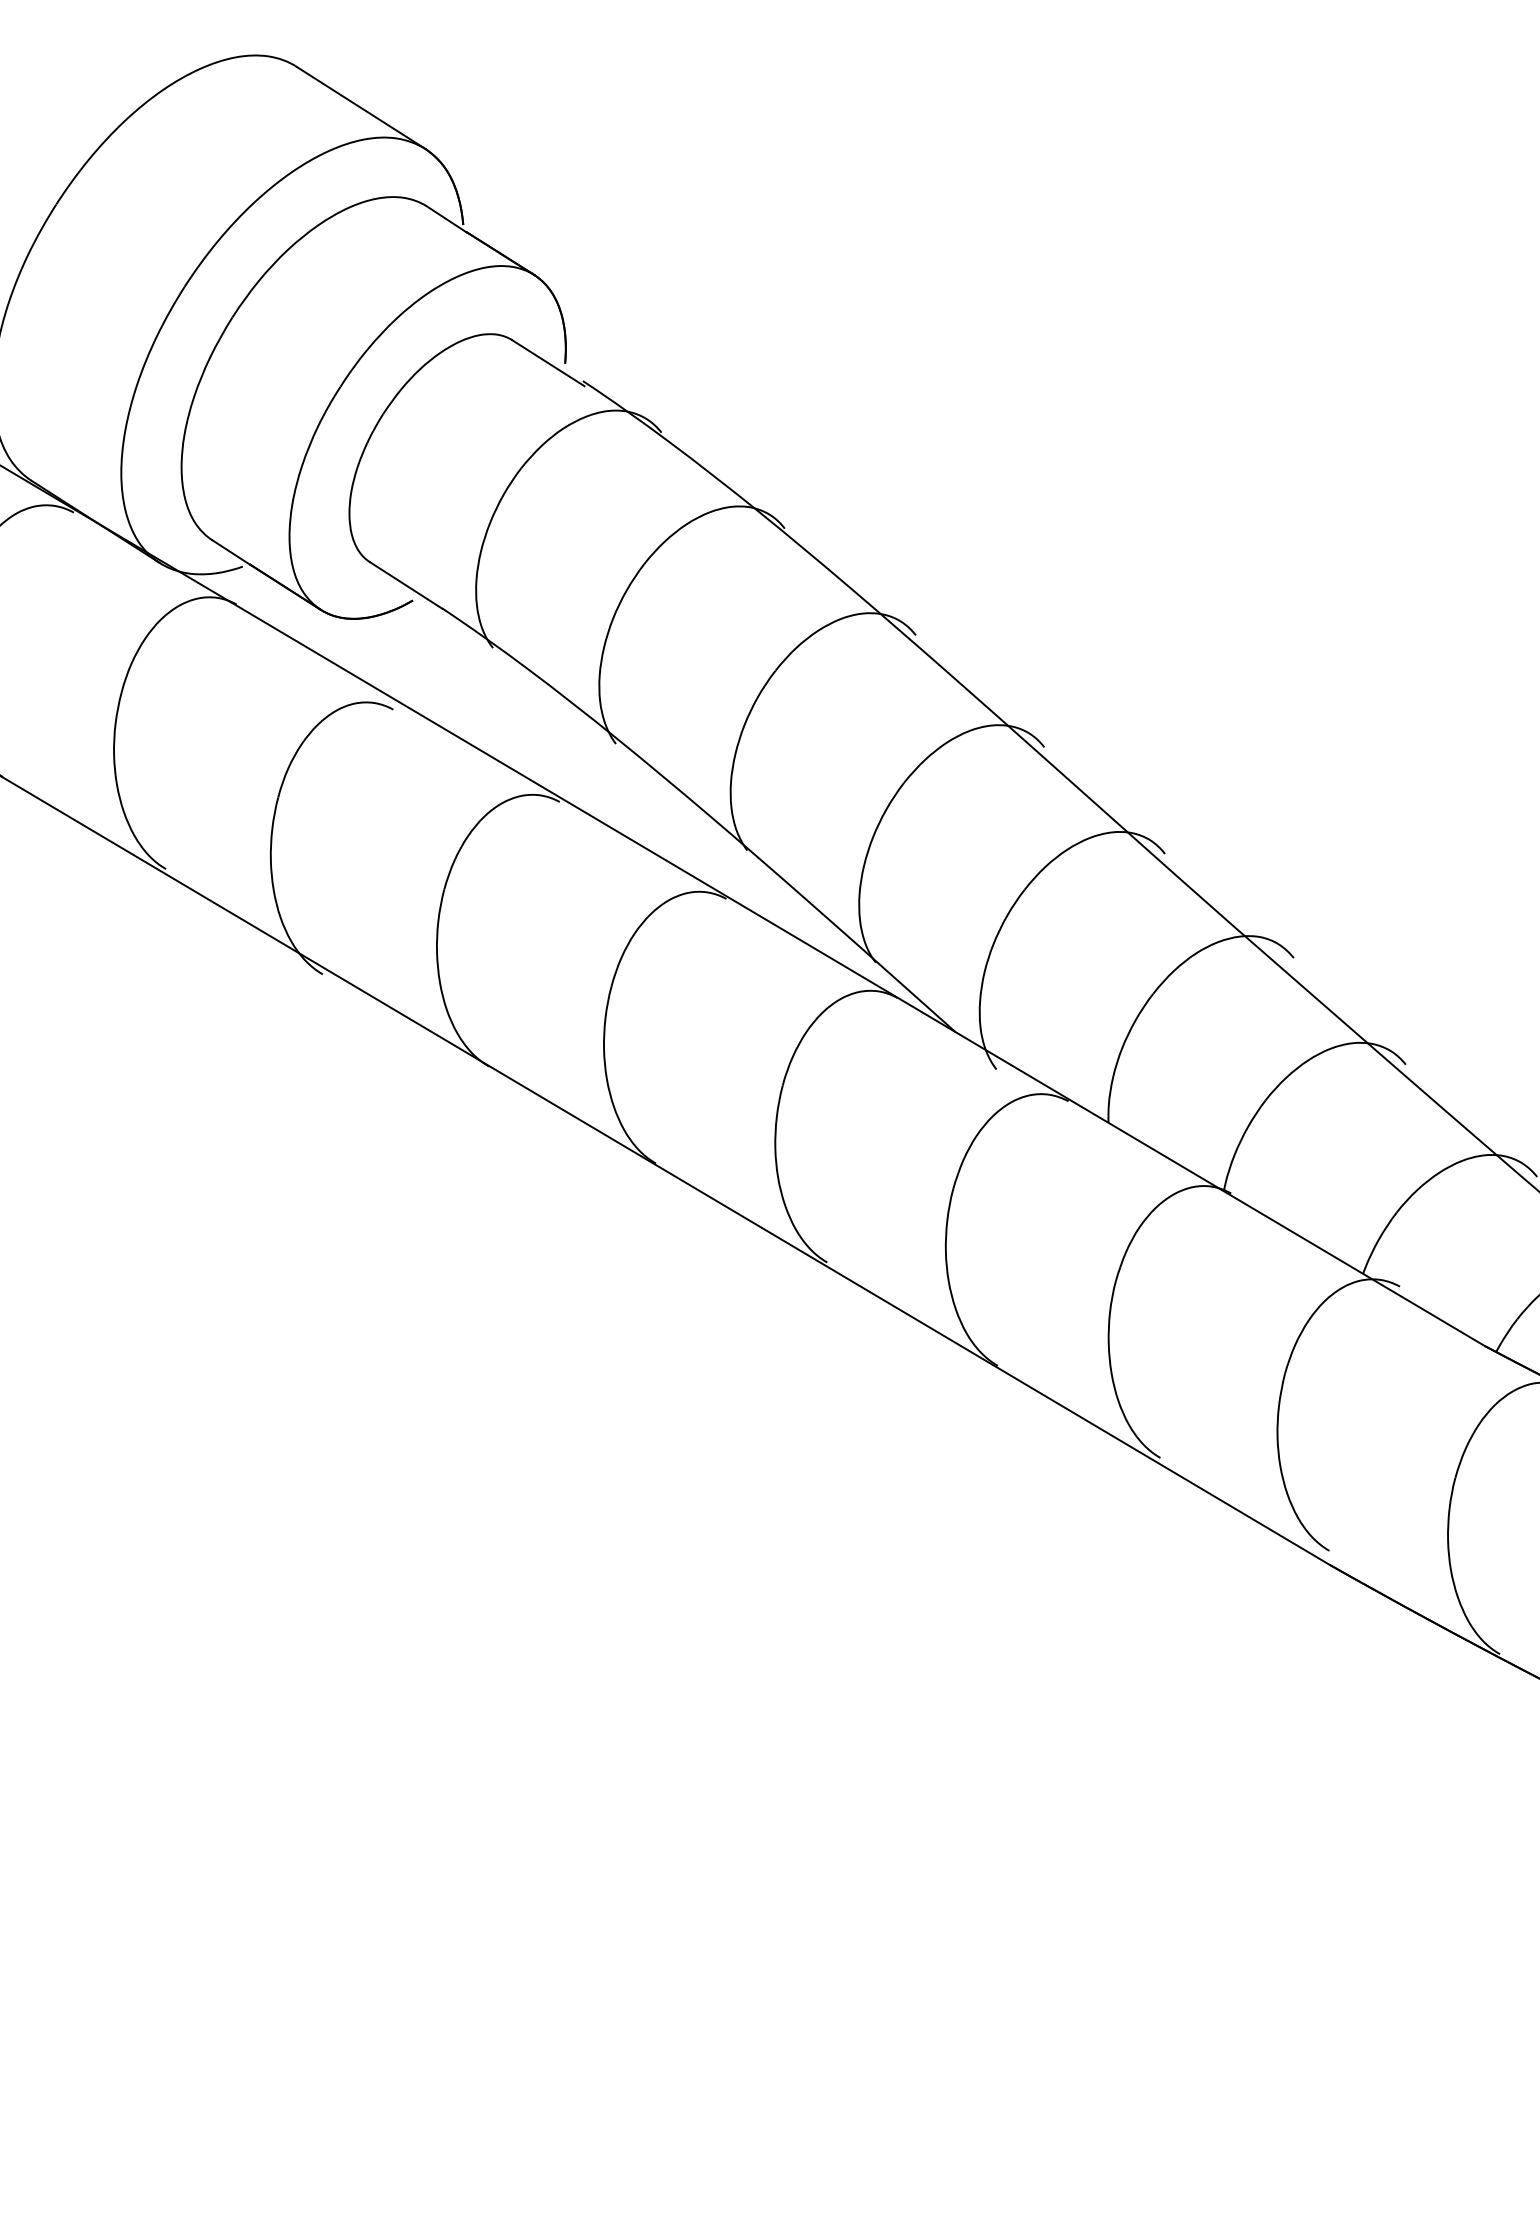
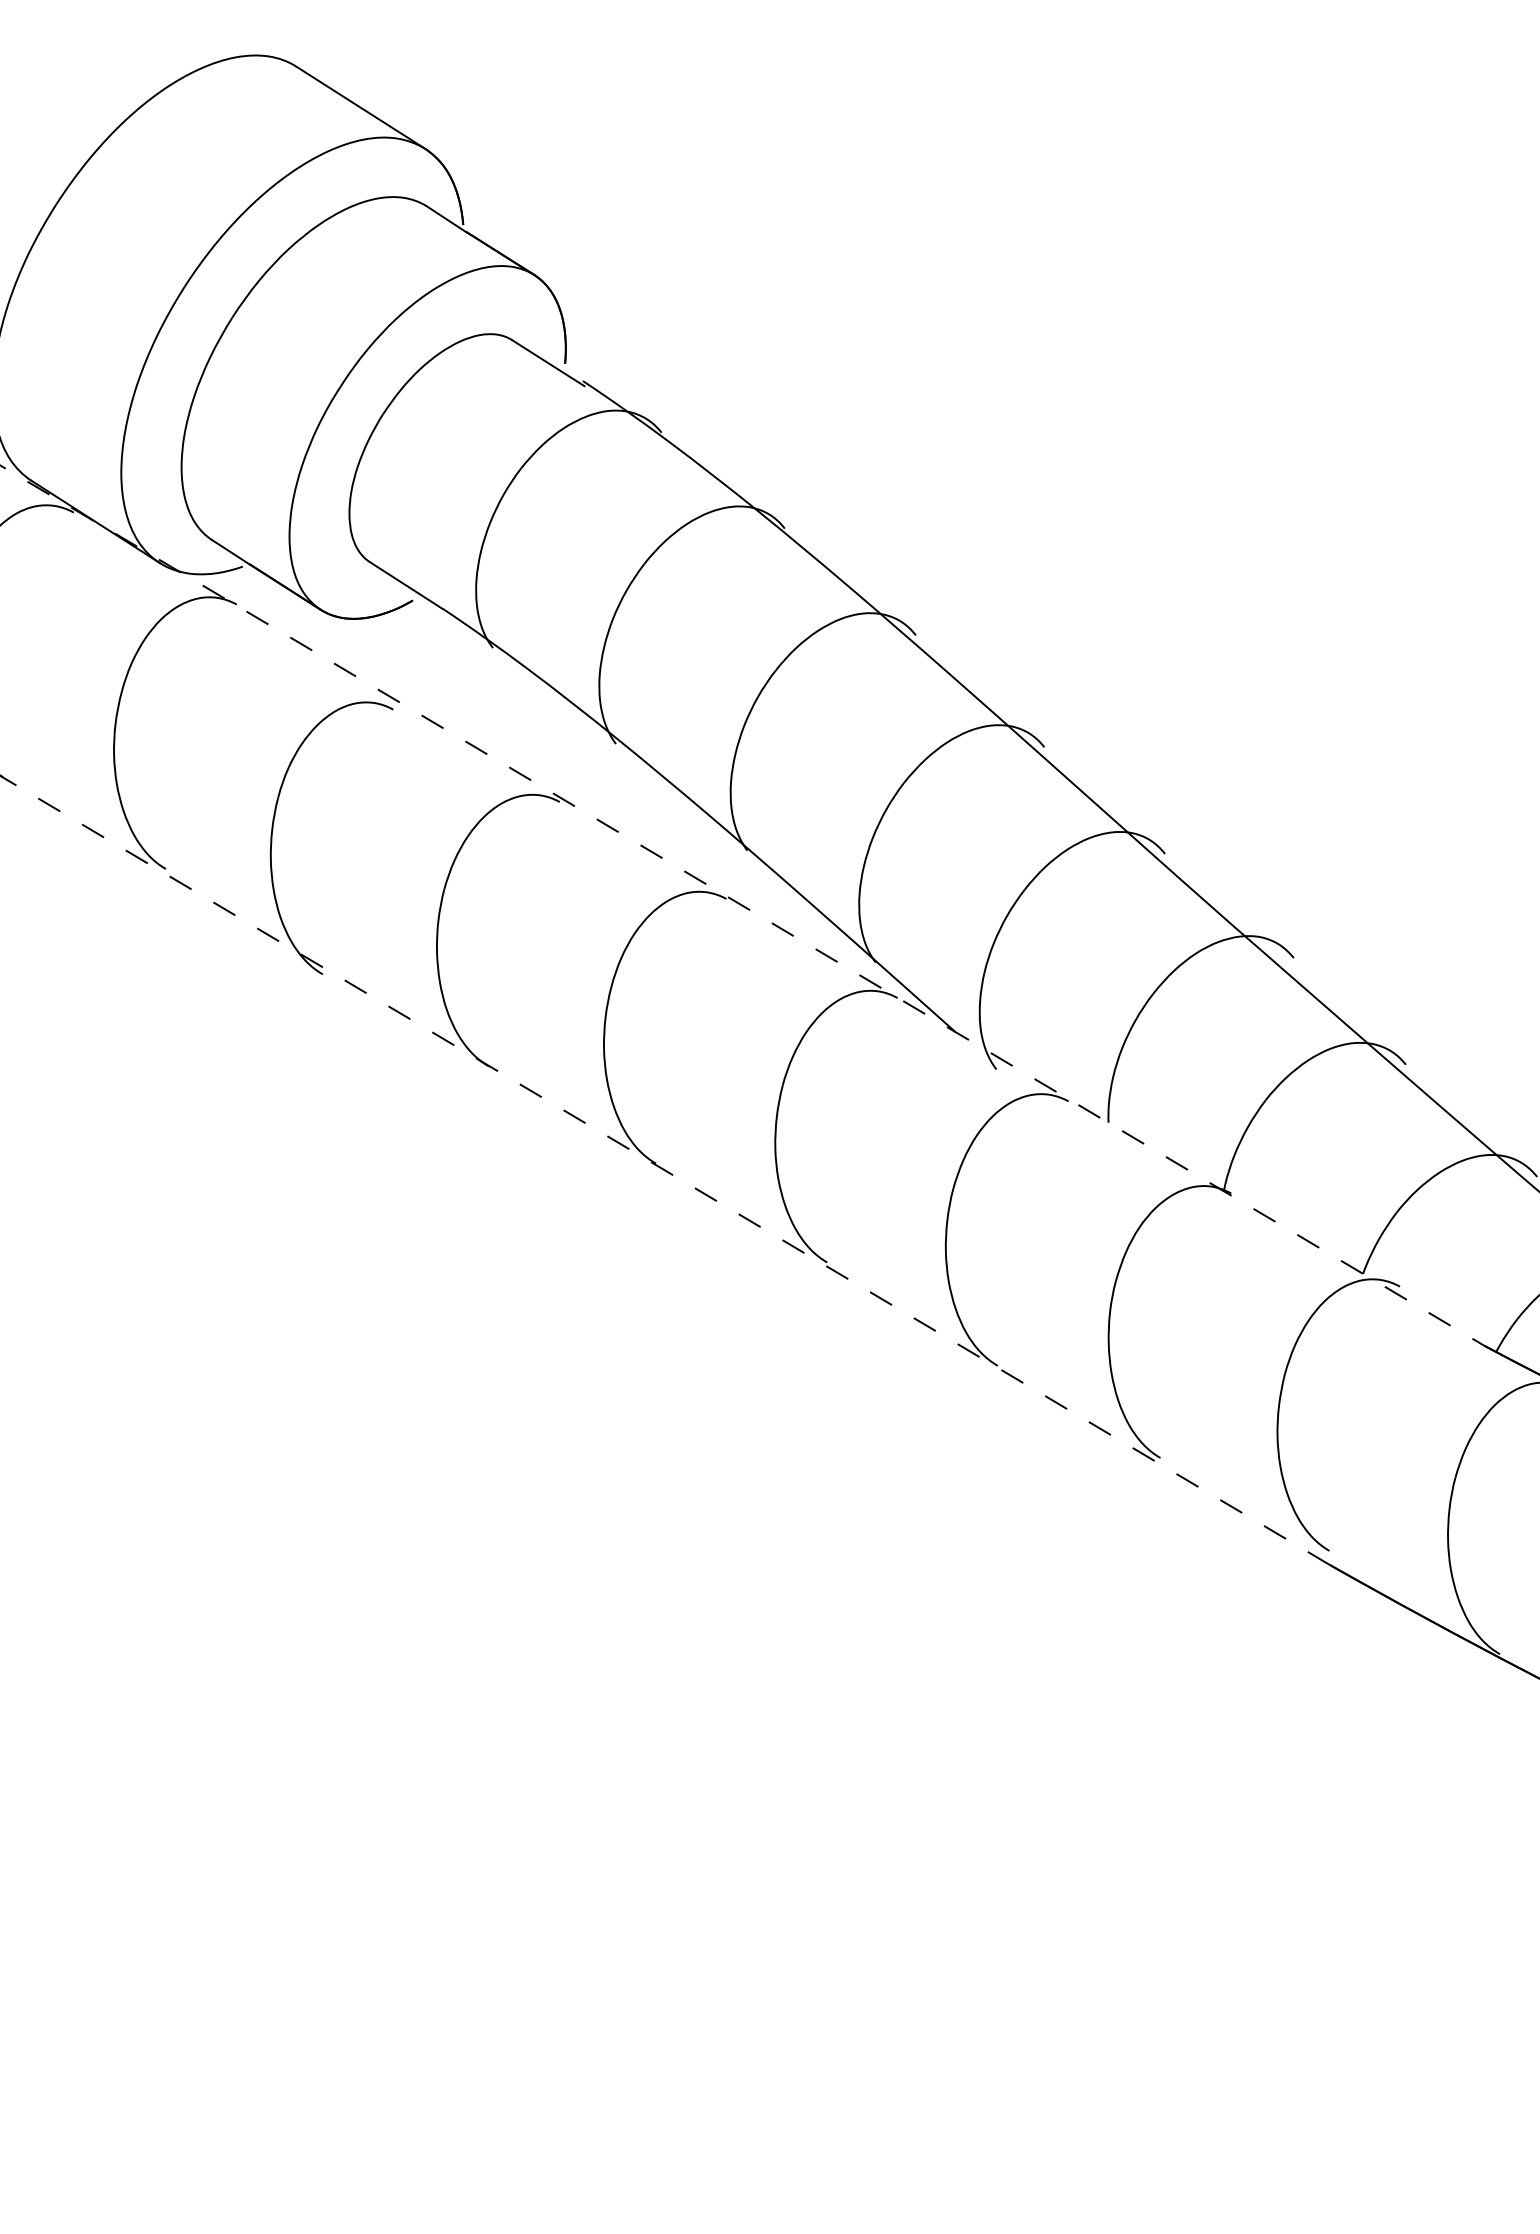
line: solid -> dashed (742, 905)
line: solid -> dashed (665, 1170)
